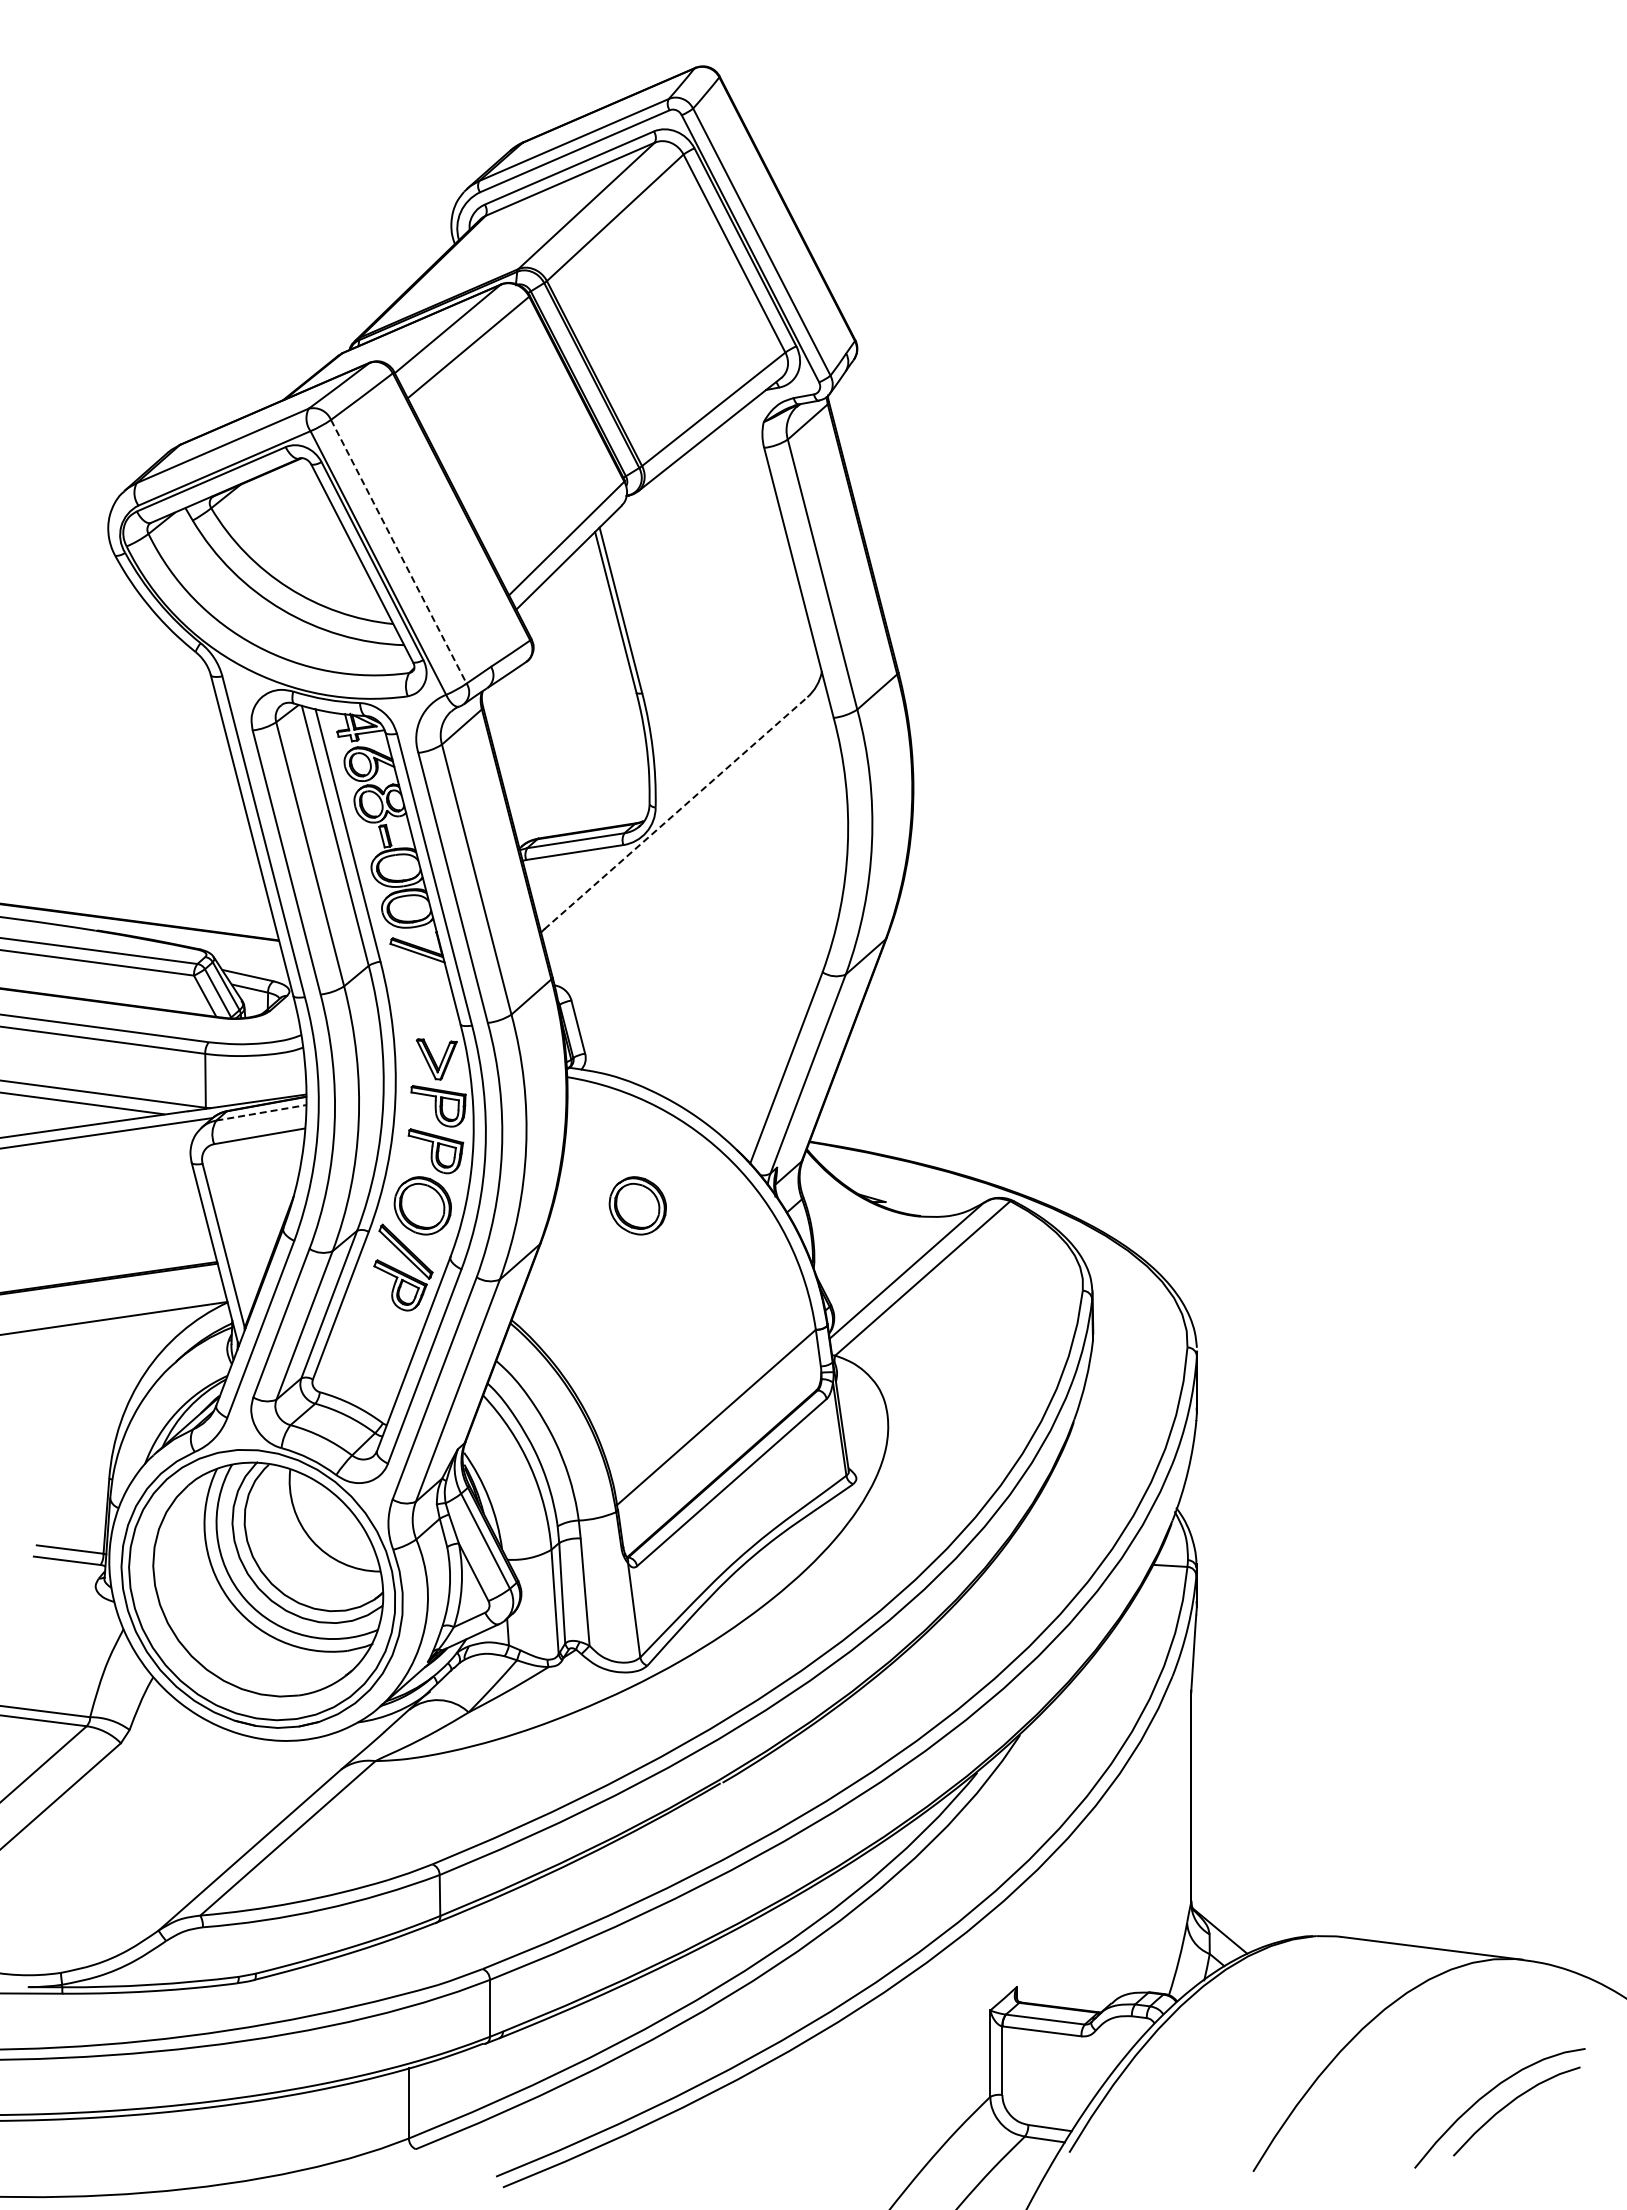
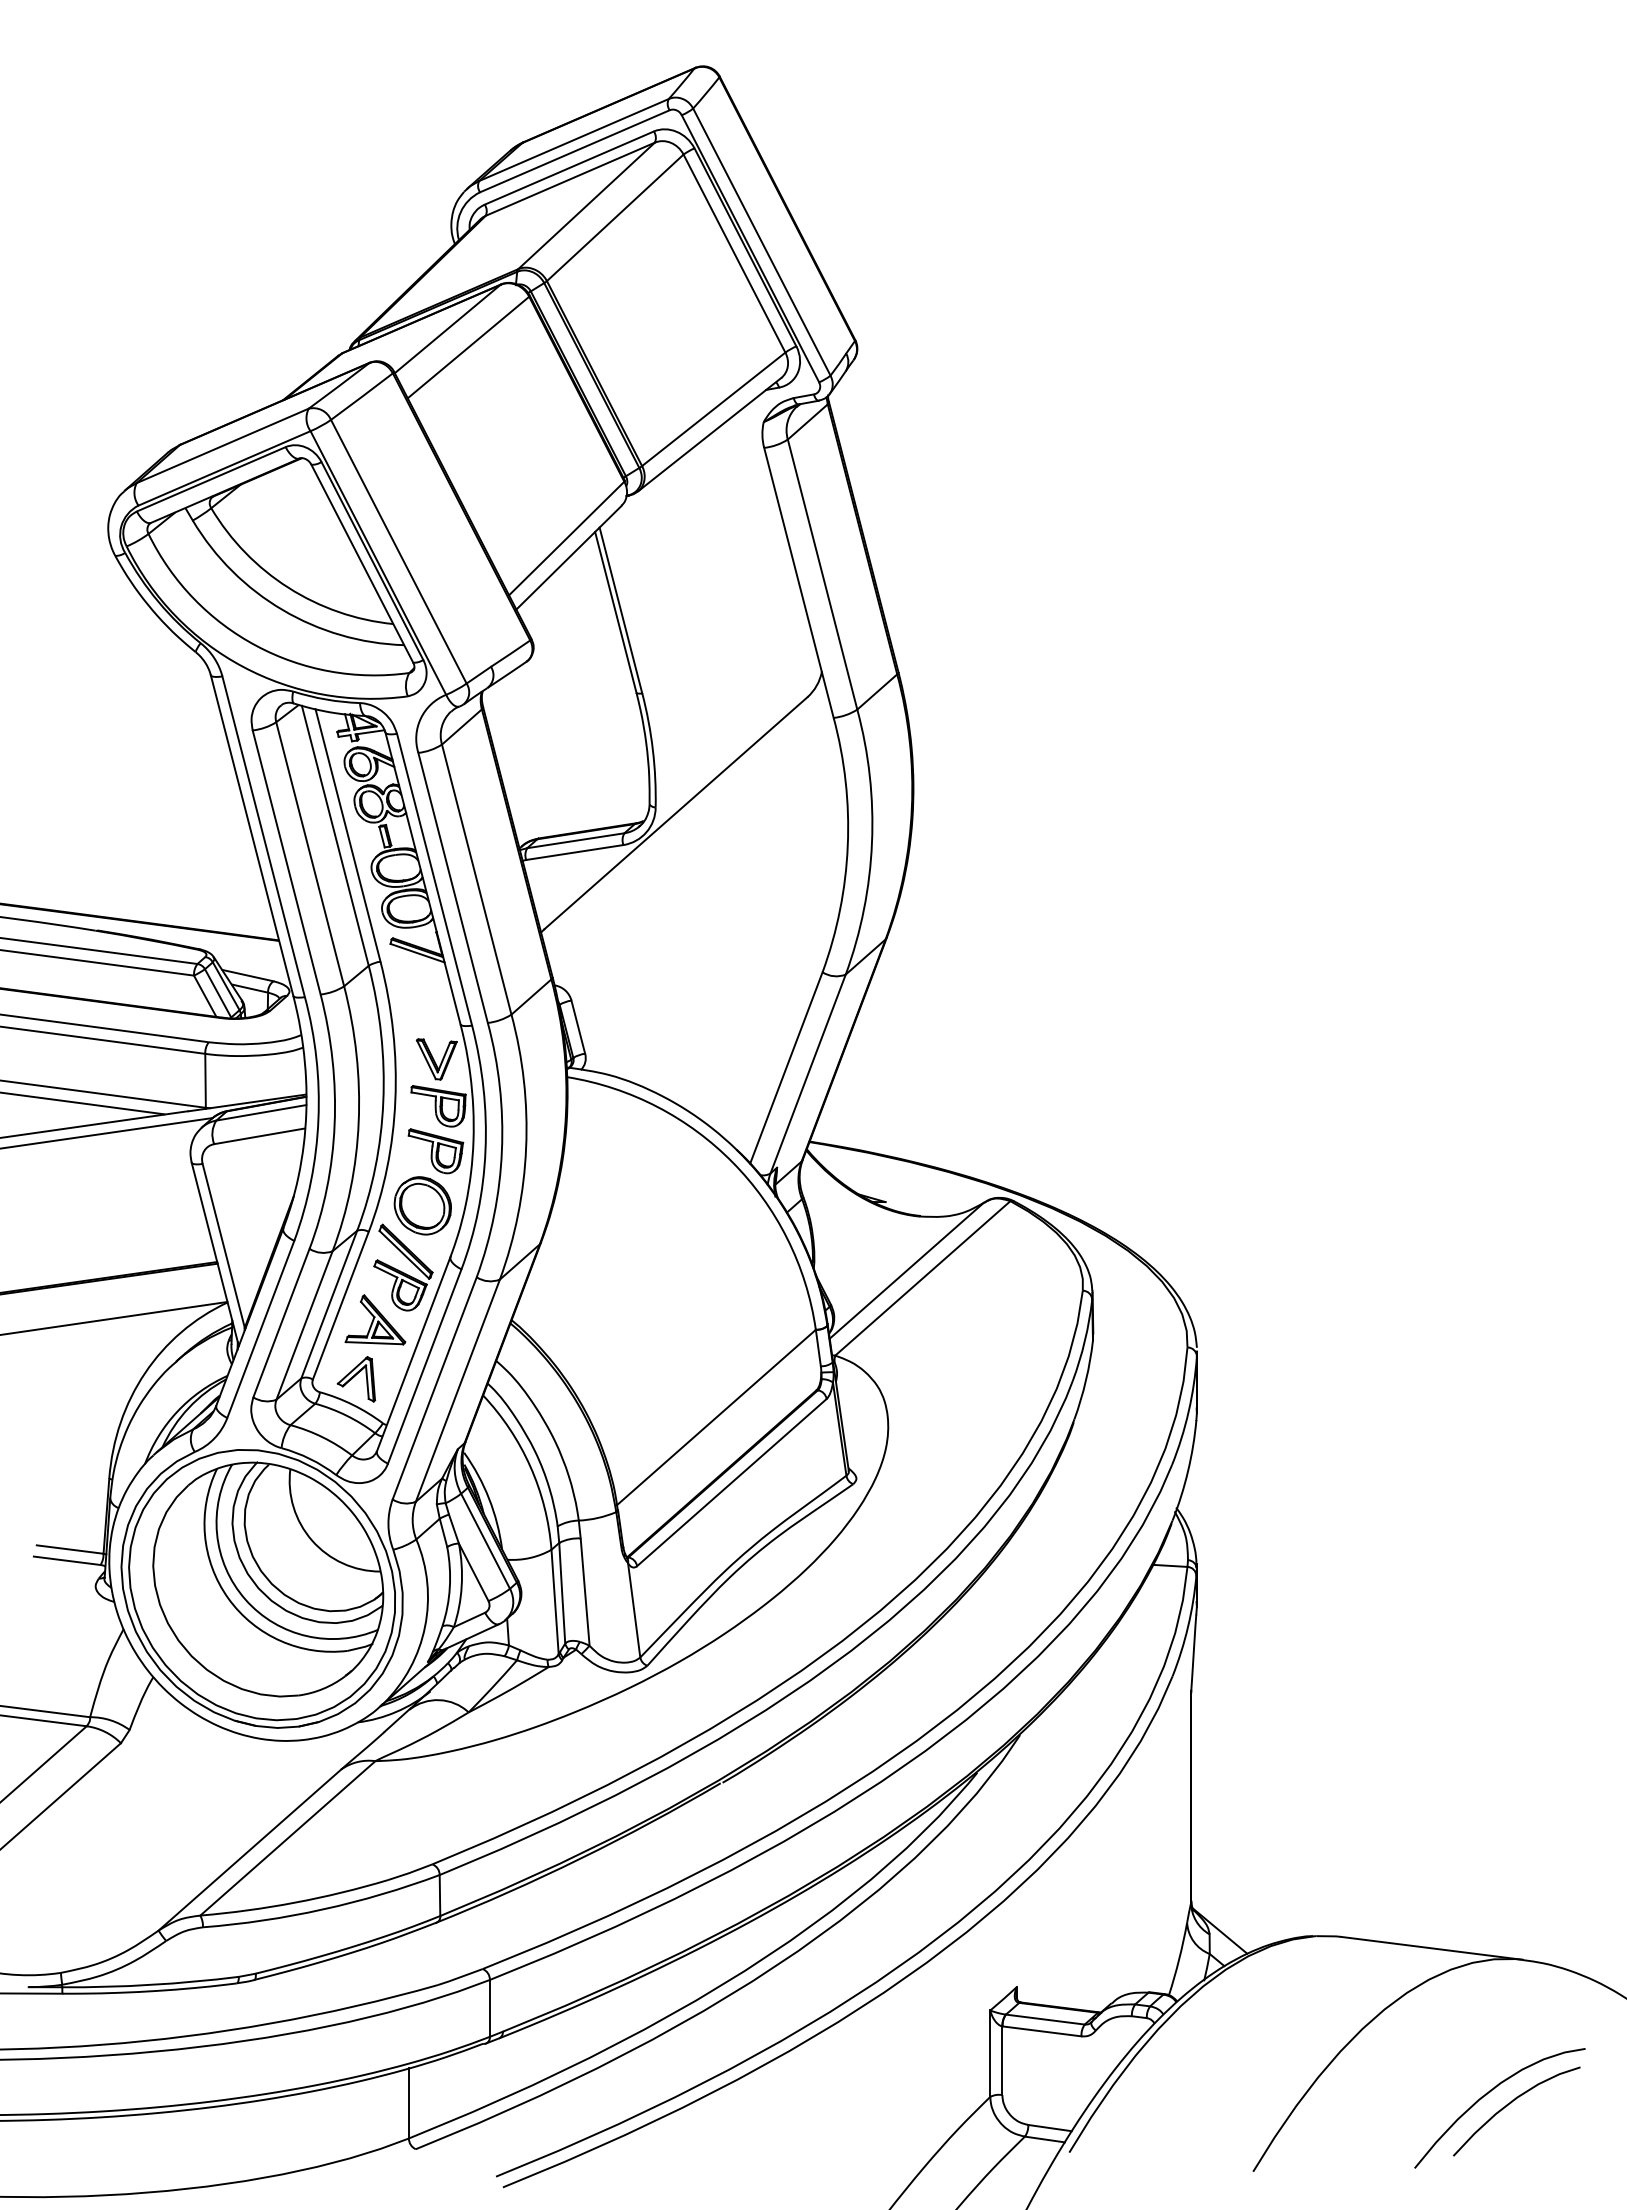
line: dashed -> solid (399, 552)
line: dashed -> solid (676, 812)
line: dashed -> solid (261, 1112)
part: present -> none (637, 1205)
part: none -> present (375, 1319)
part: none -> present (356, 1379)
